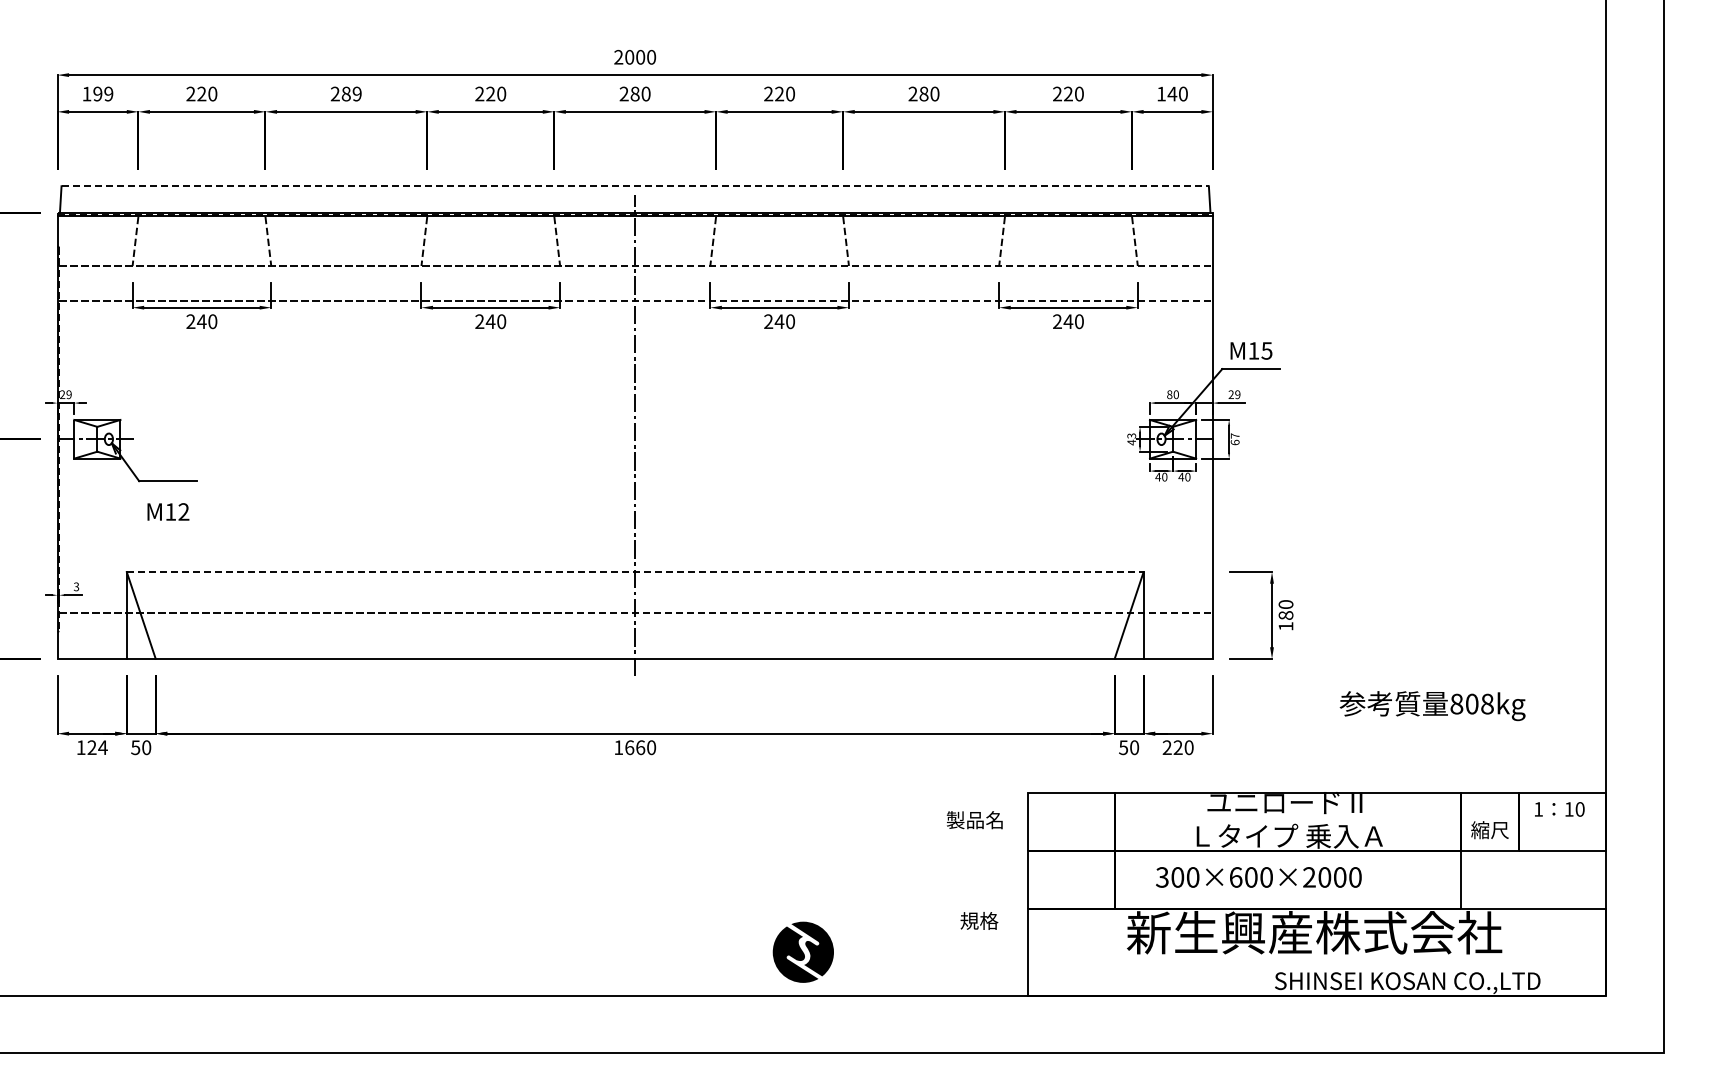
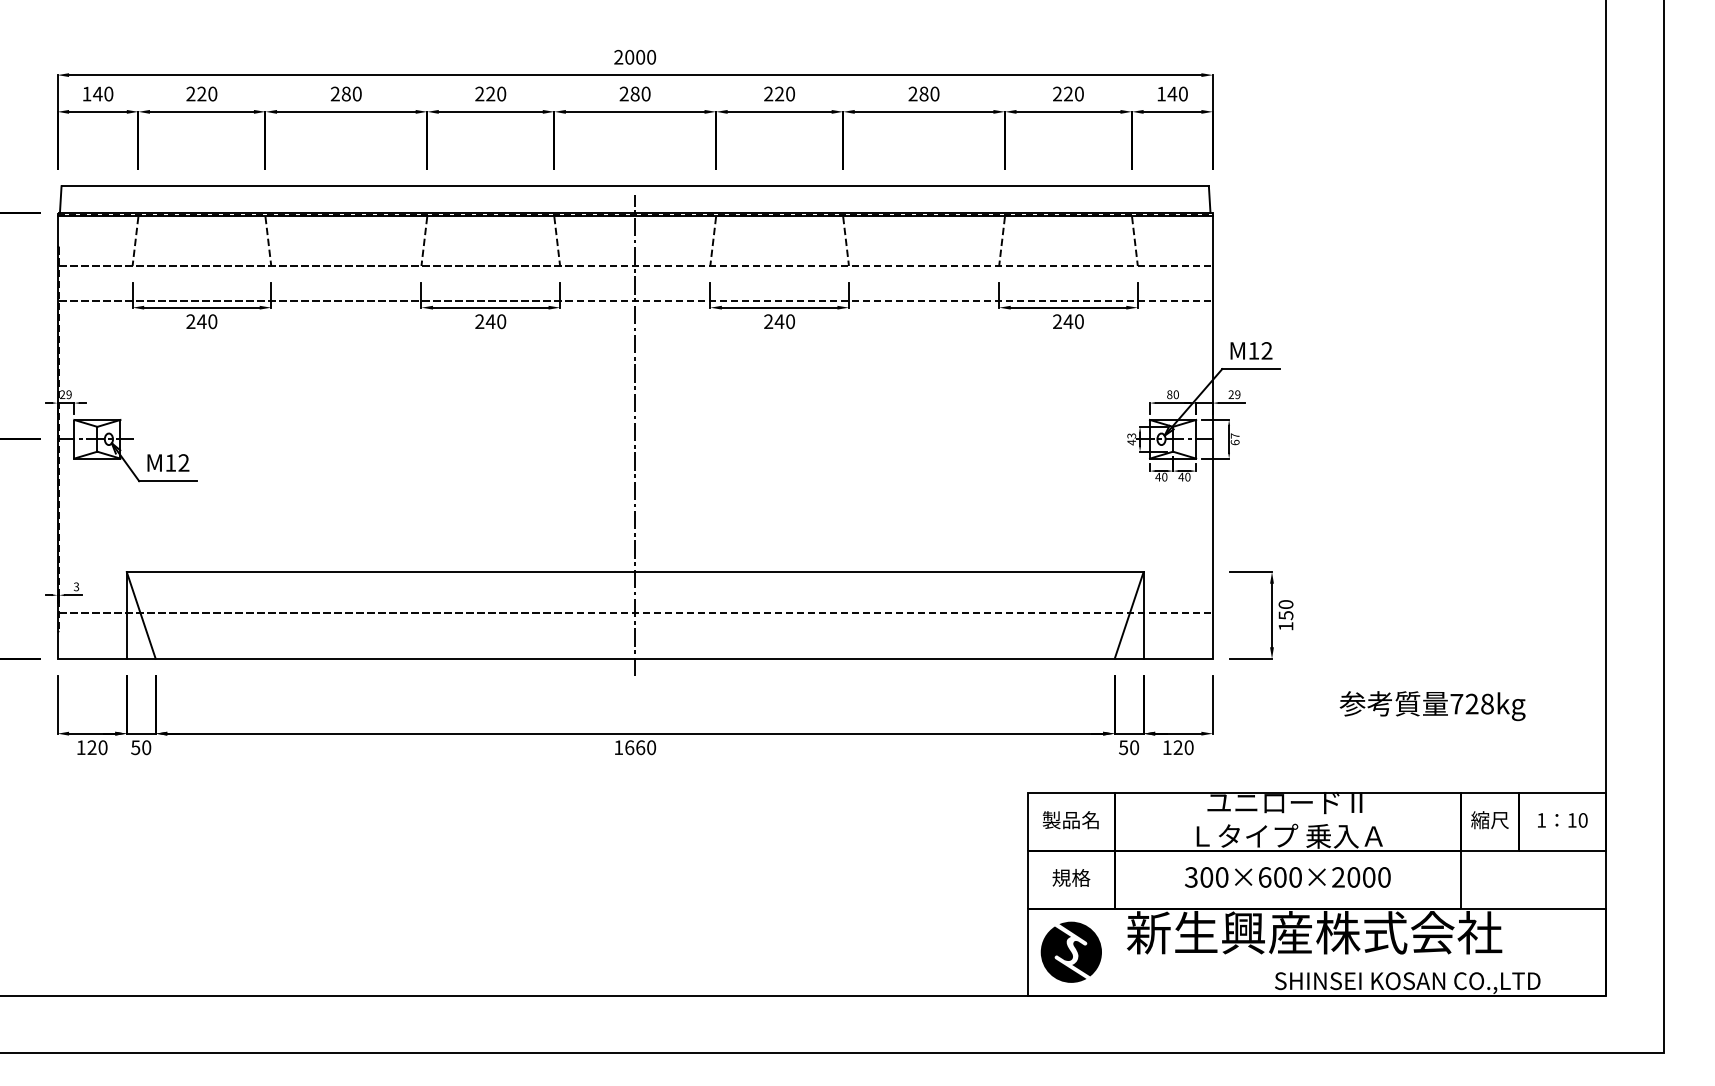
text: 199 -> 140 (102, 93)
text: 289 -> 280 (356, 93)
line: dashed -> solid (635, 186)
text: M15 -> M12 (1266, 350)
text position: (168, 511) -> (168, 462) (168, 462)
line: dashed -> solid (635, 572)
text: 180 -> 150 (1285, 615)
text: 808kg -> 728kg (1464, 703)
text: 124 -> 120 (102, 747)
text: 220 -> 120 (1166, 747)
text position: (1559, 809) -> (1562, 820) (1562, 820)
text position: (974, 820) -> (1070, 820) (1070, 820)
text position: (1489, 830) -> (1489, 820) (1489, 820)
text position: (1258, 877) -> (1287, 877) (1287, 877)
text position: (979, 920) -> (1071, 877) (1071, 877)
part position: (802, 951) -> (1070, 951) (1070, 951)
